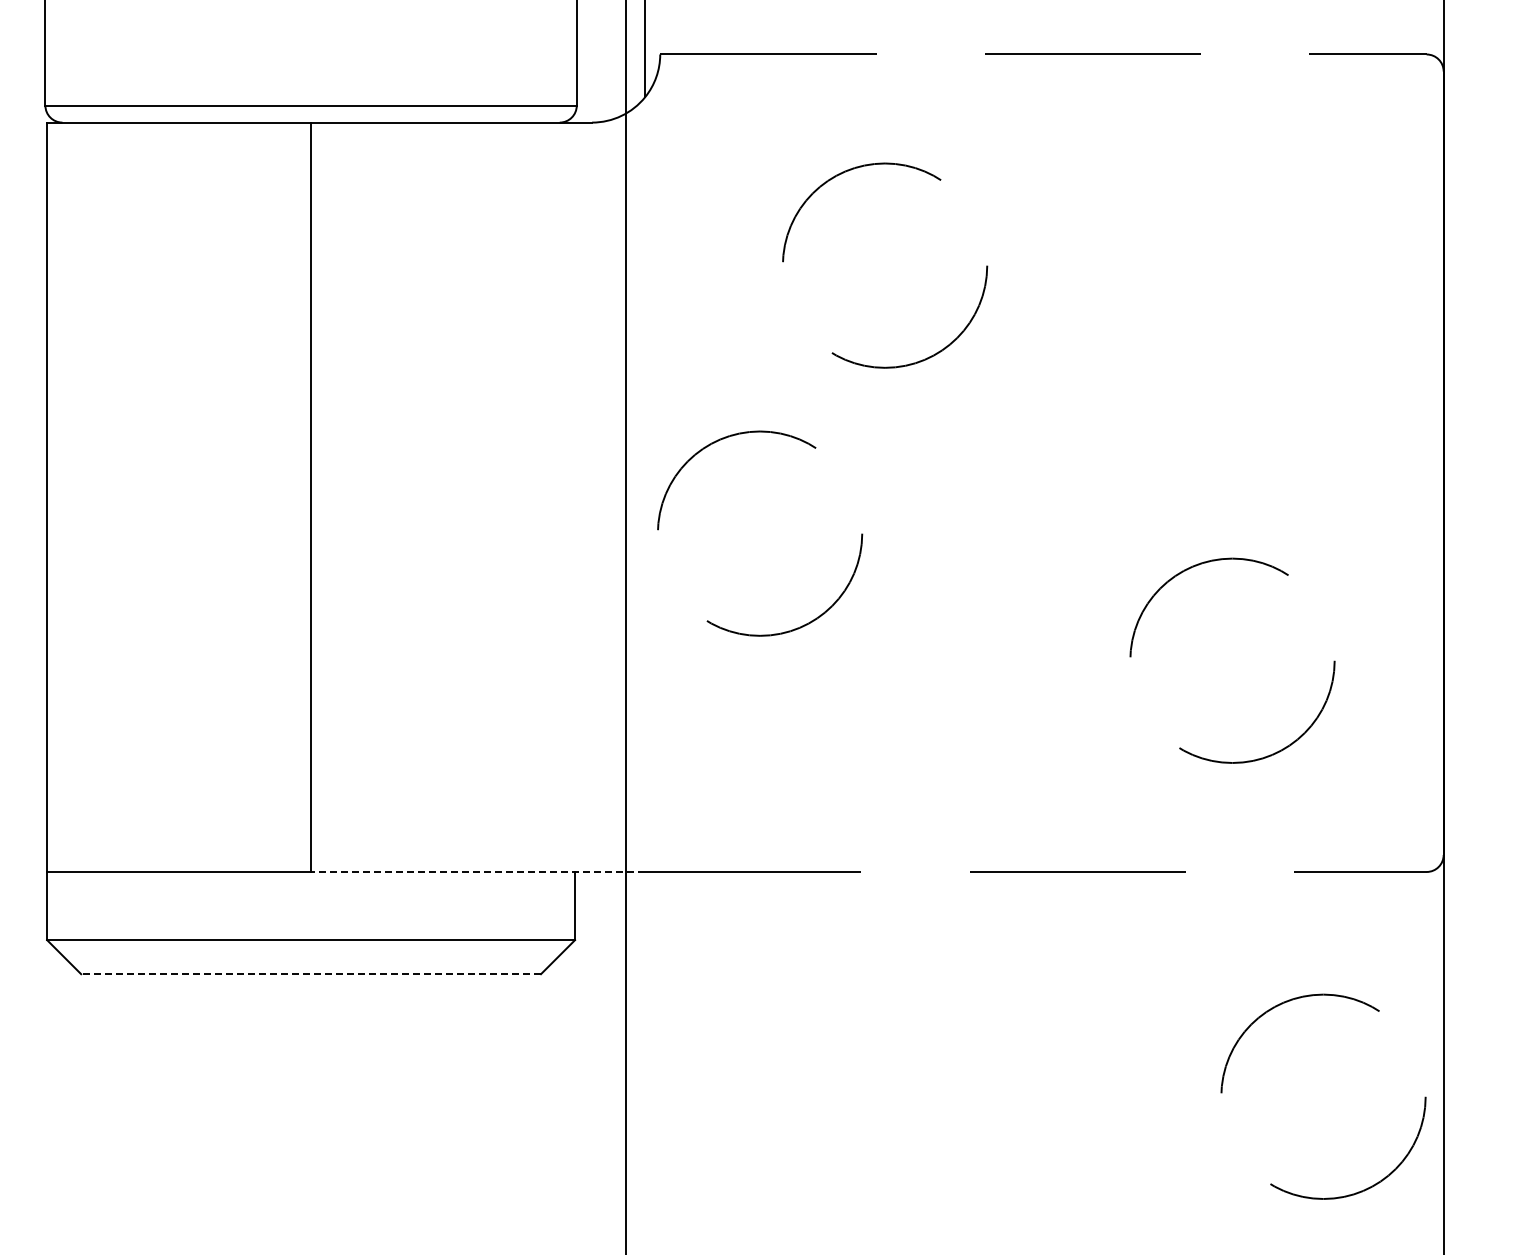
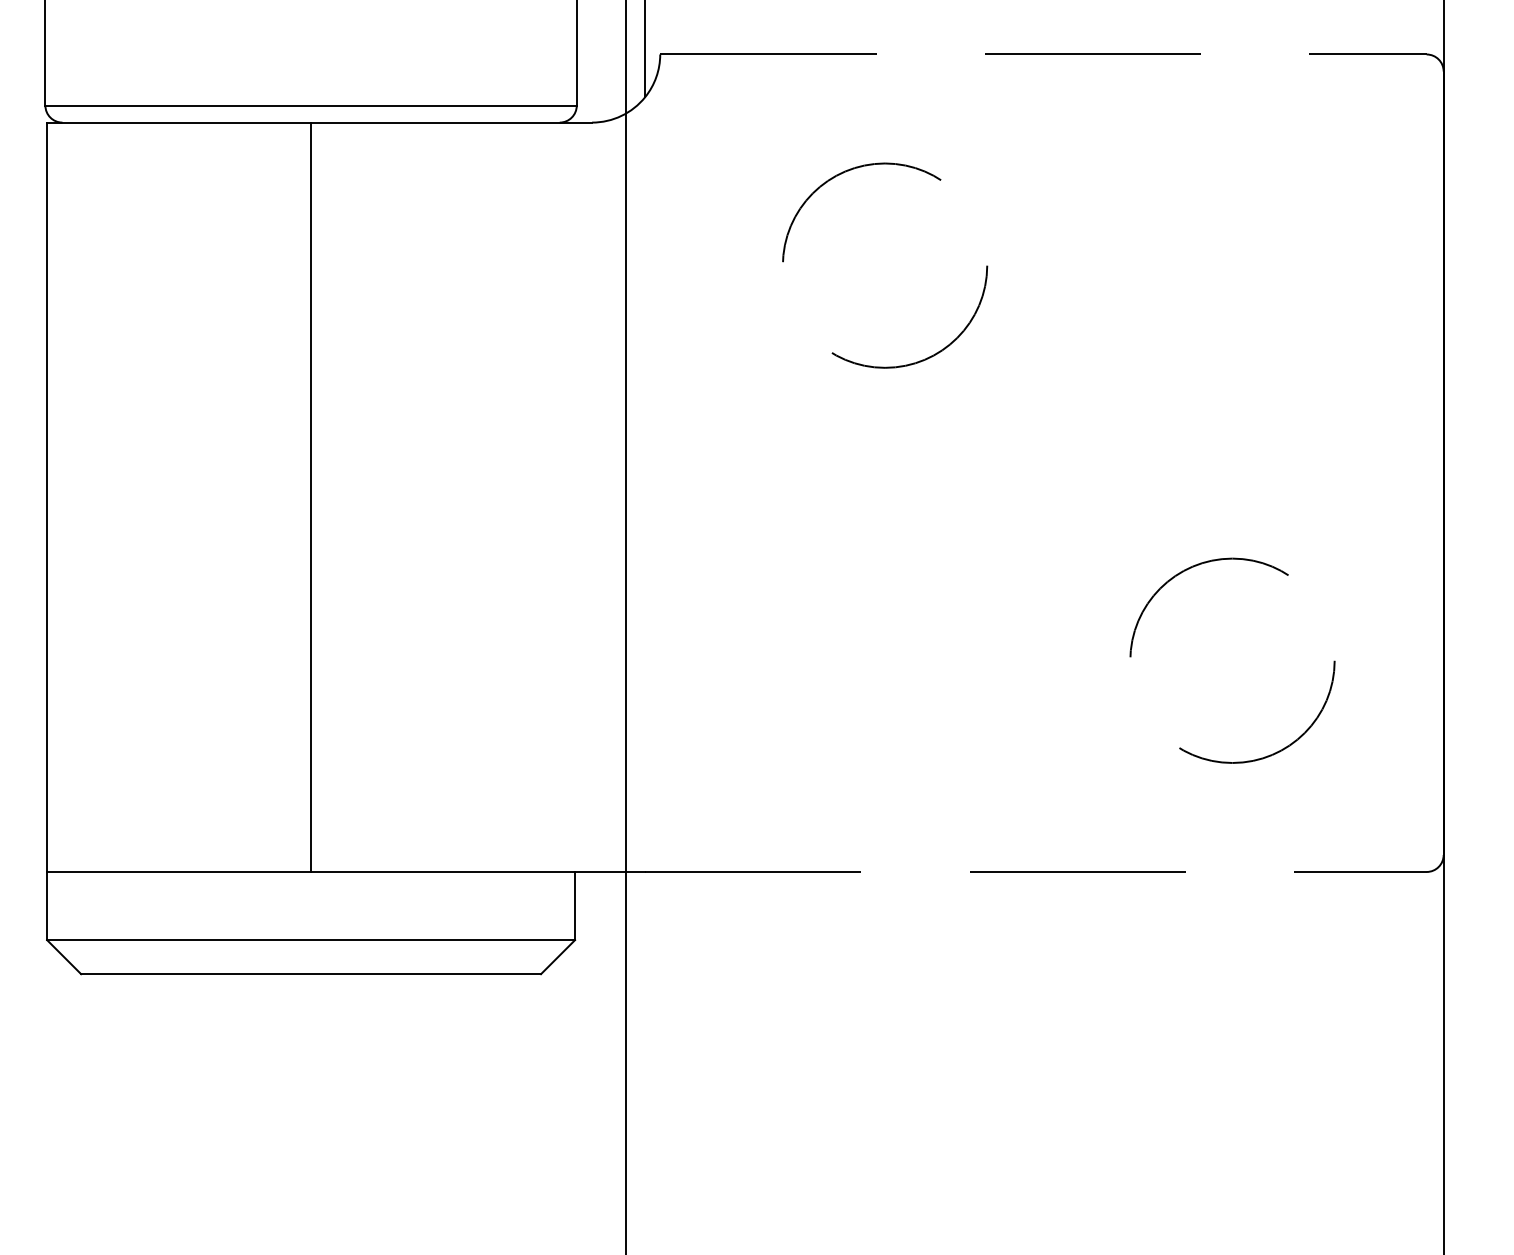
circle: present -> none (760, 533)
line: dashed -> solid (477, 871)
line: dashed -> solid (311, 974)
circle: present -> none (1323, 1096)
